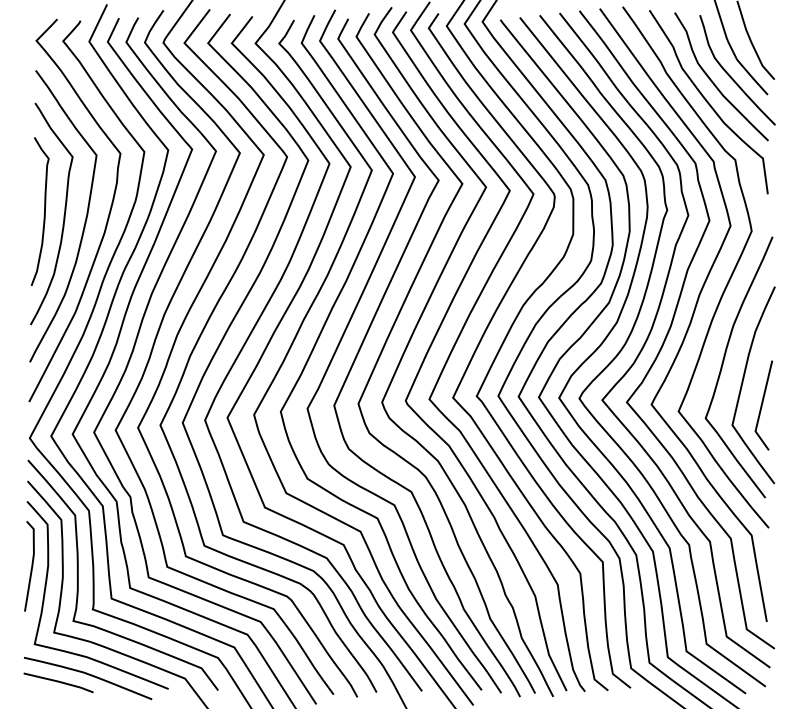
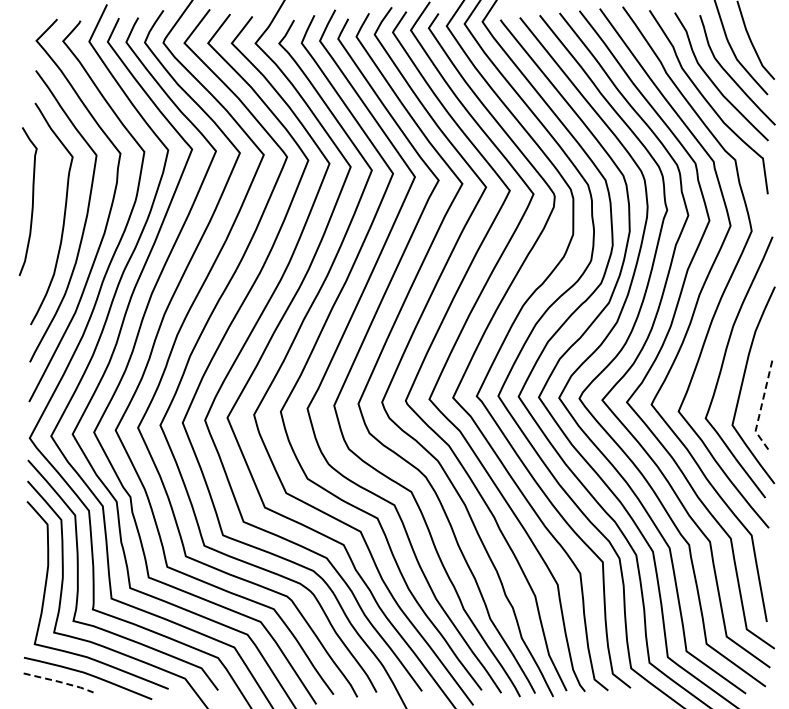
curve position: (44, 211) -> (32, 201) (32, 201)
line: solid -> dashed (761, 408)
curve: present -> none (31, 566)
line: solid -> dashed (58, 681)
